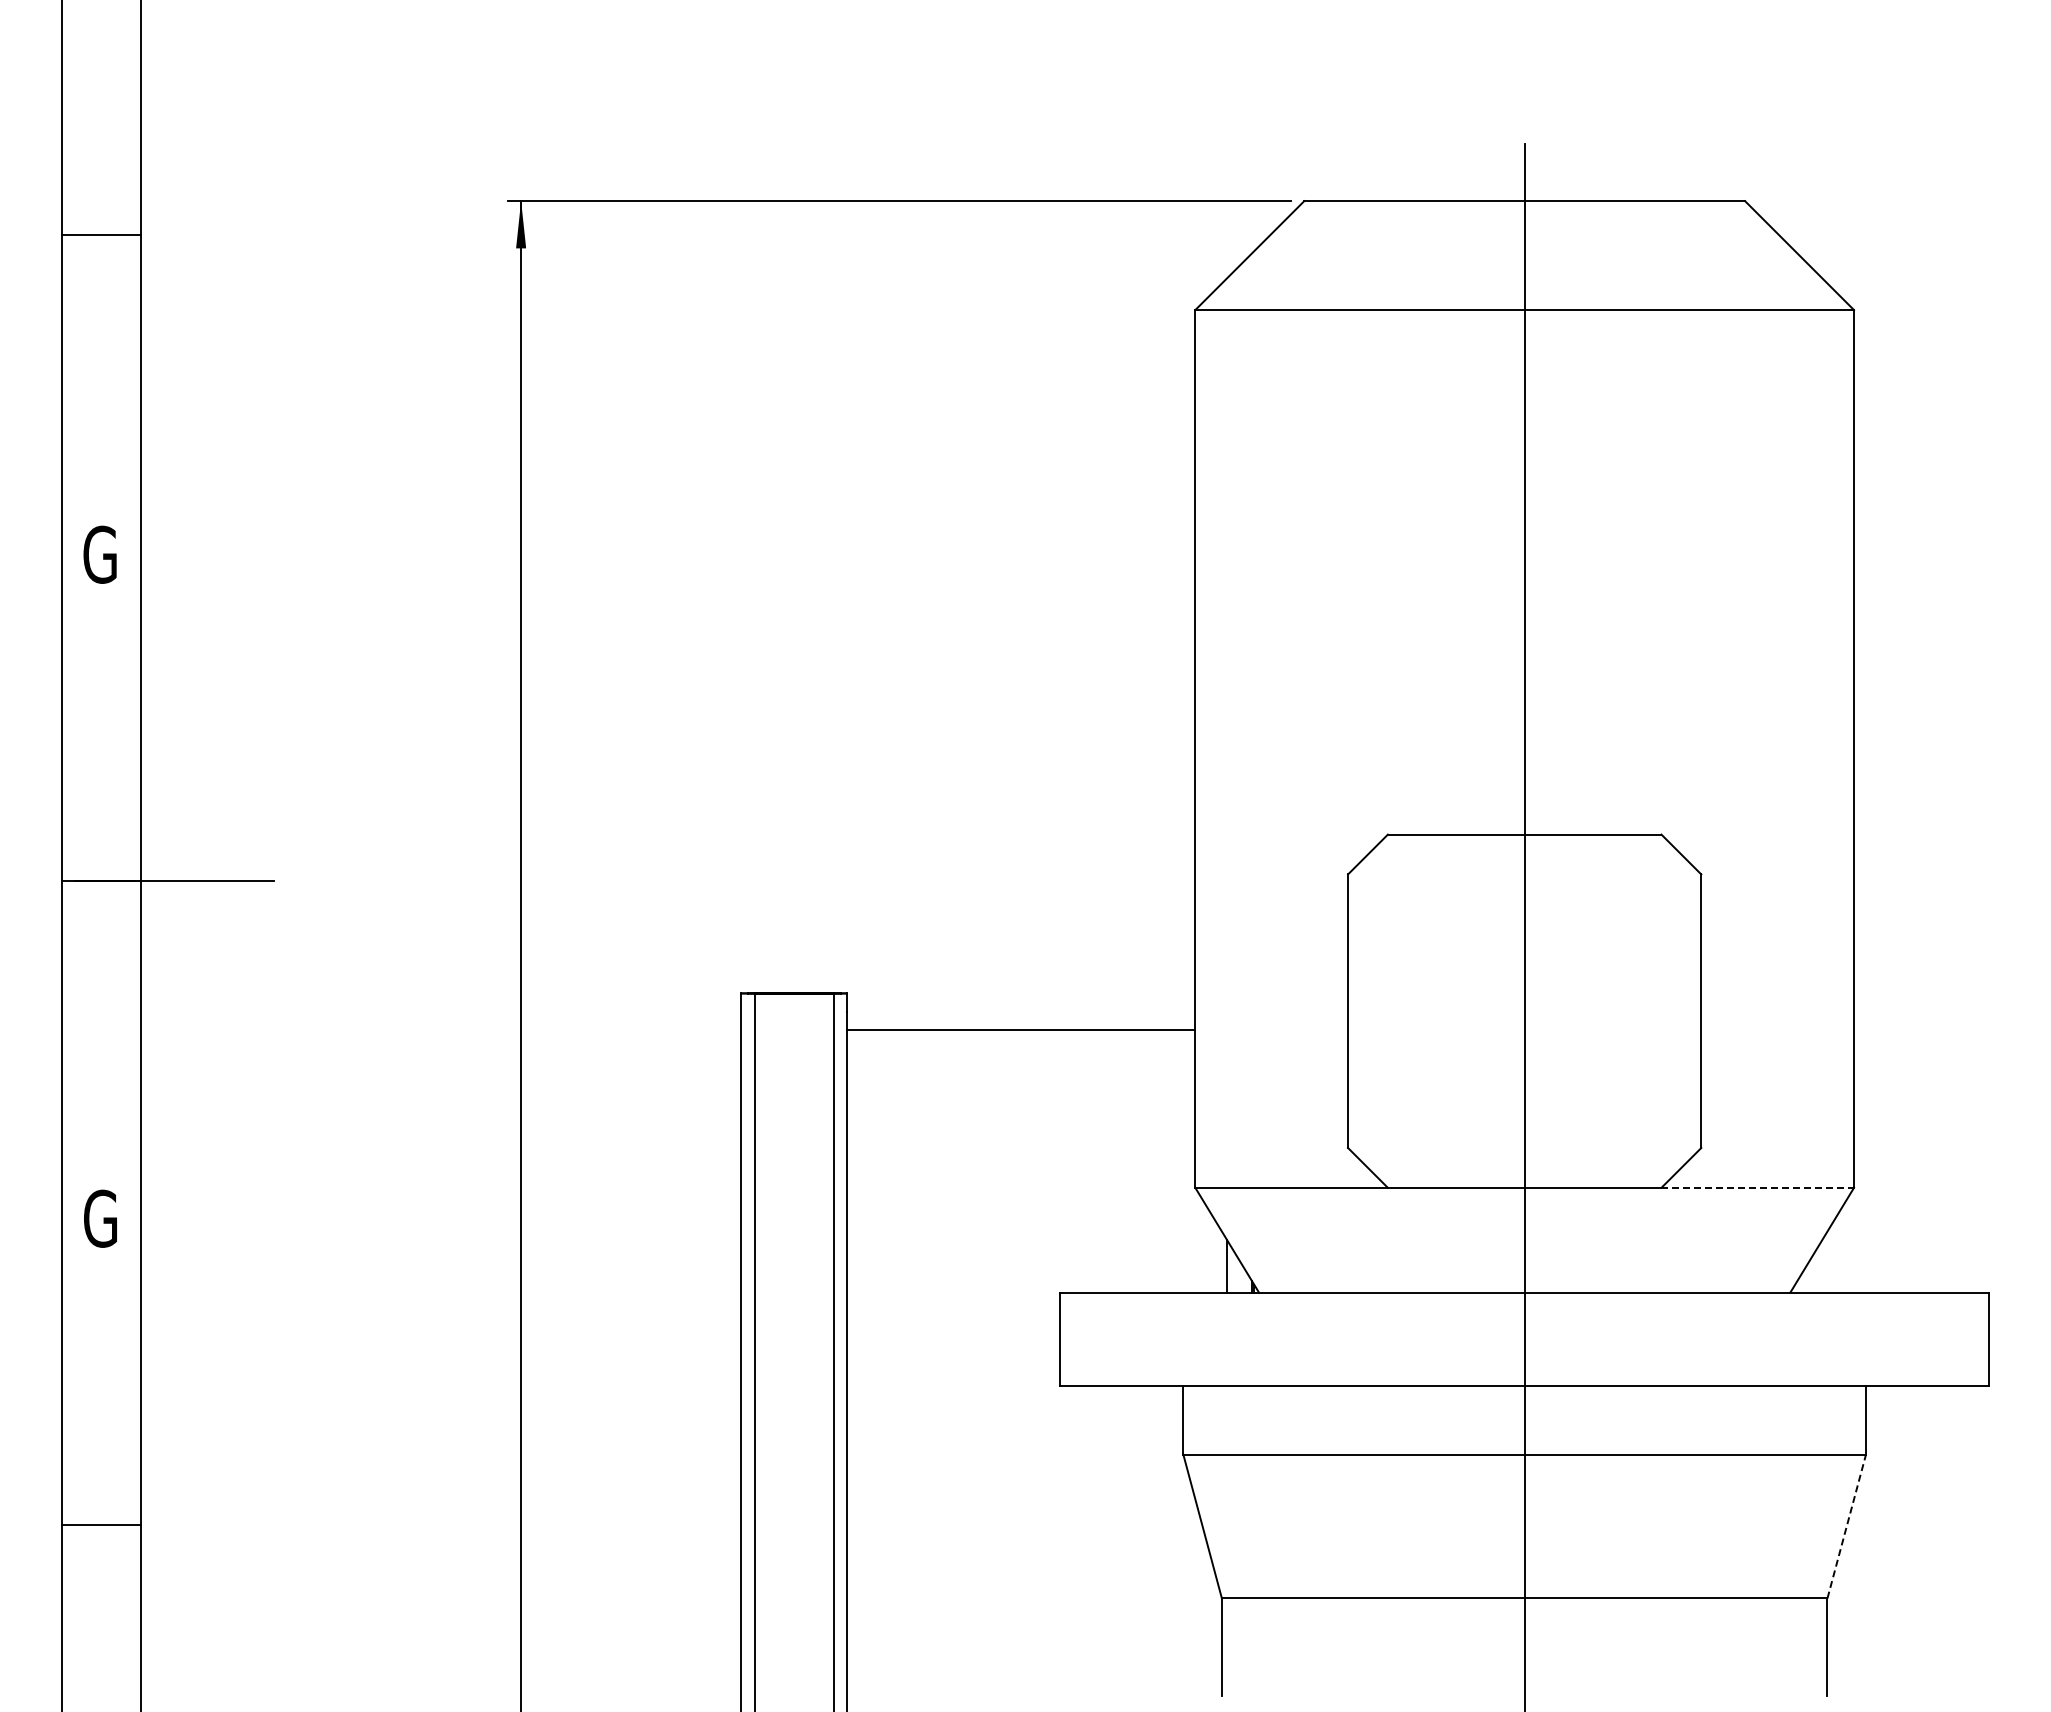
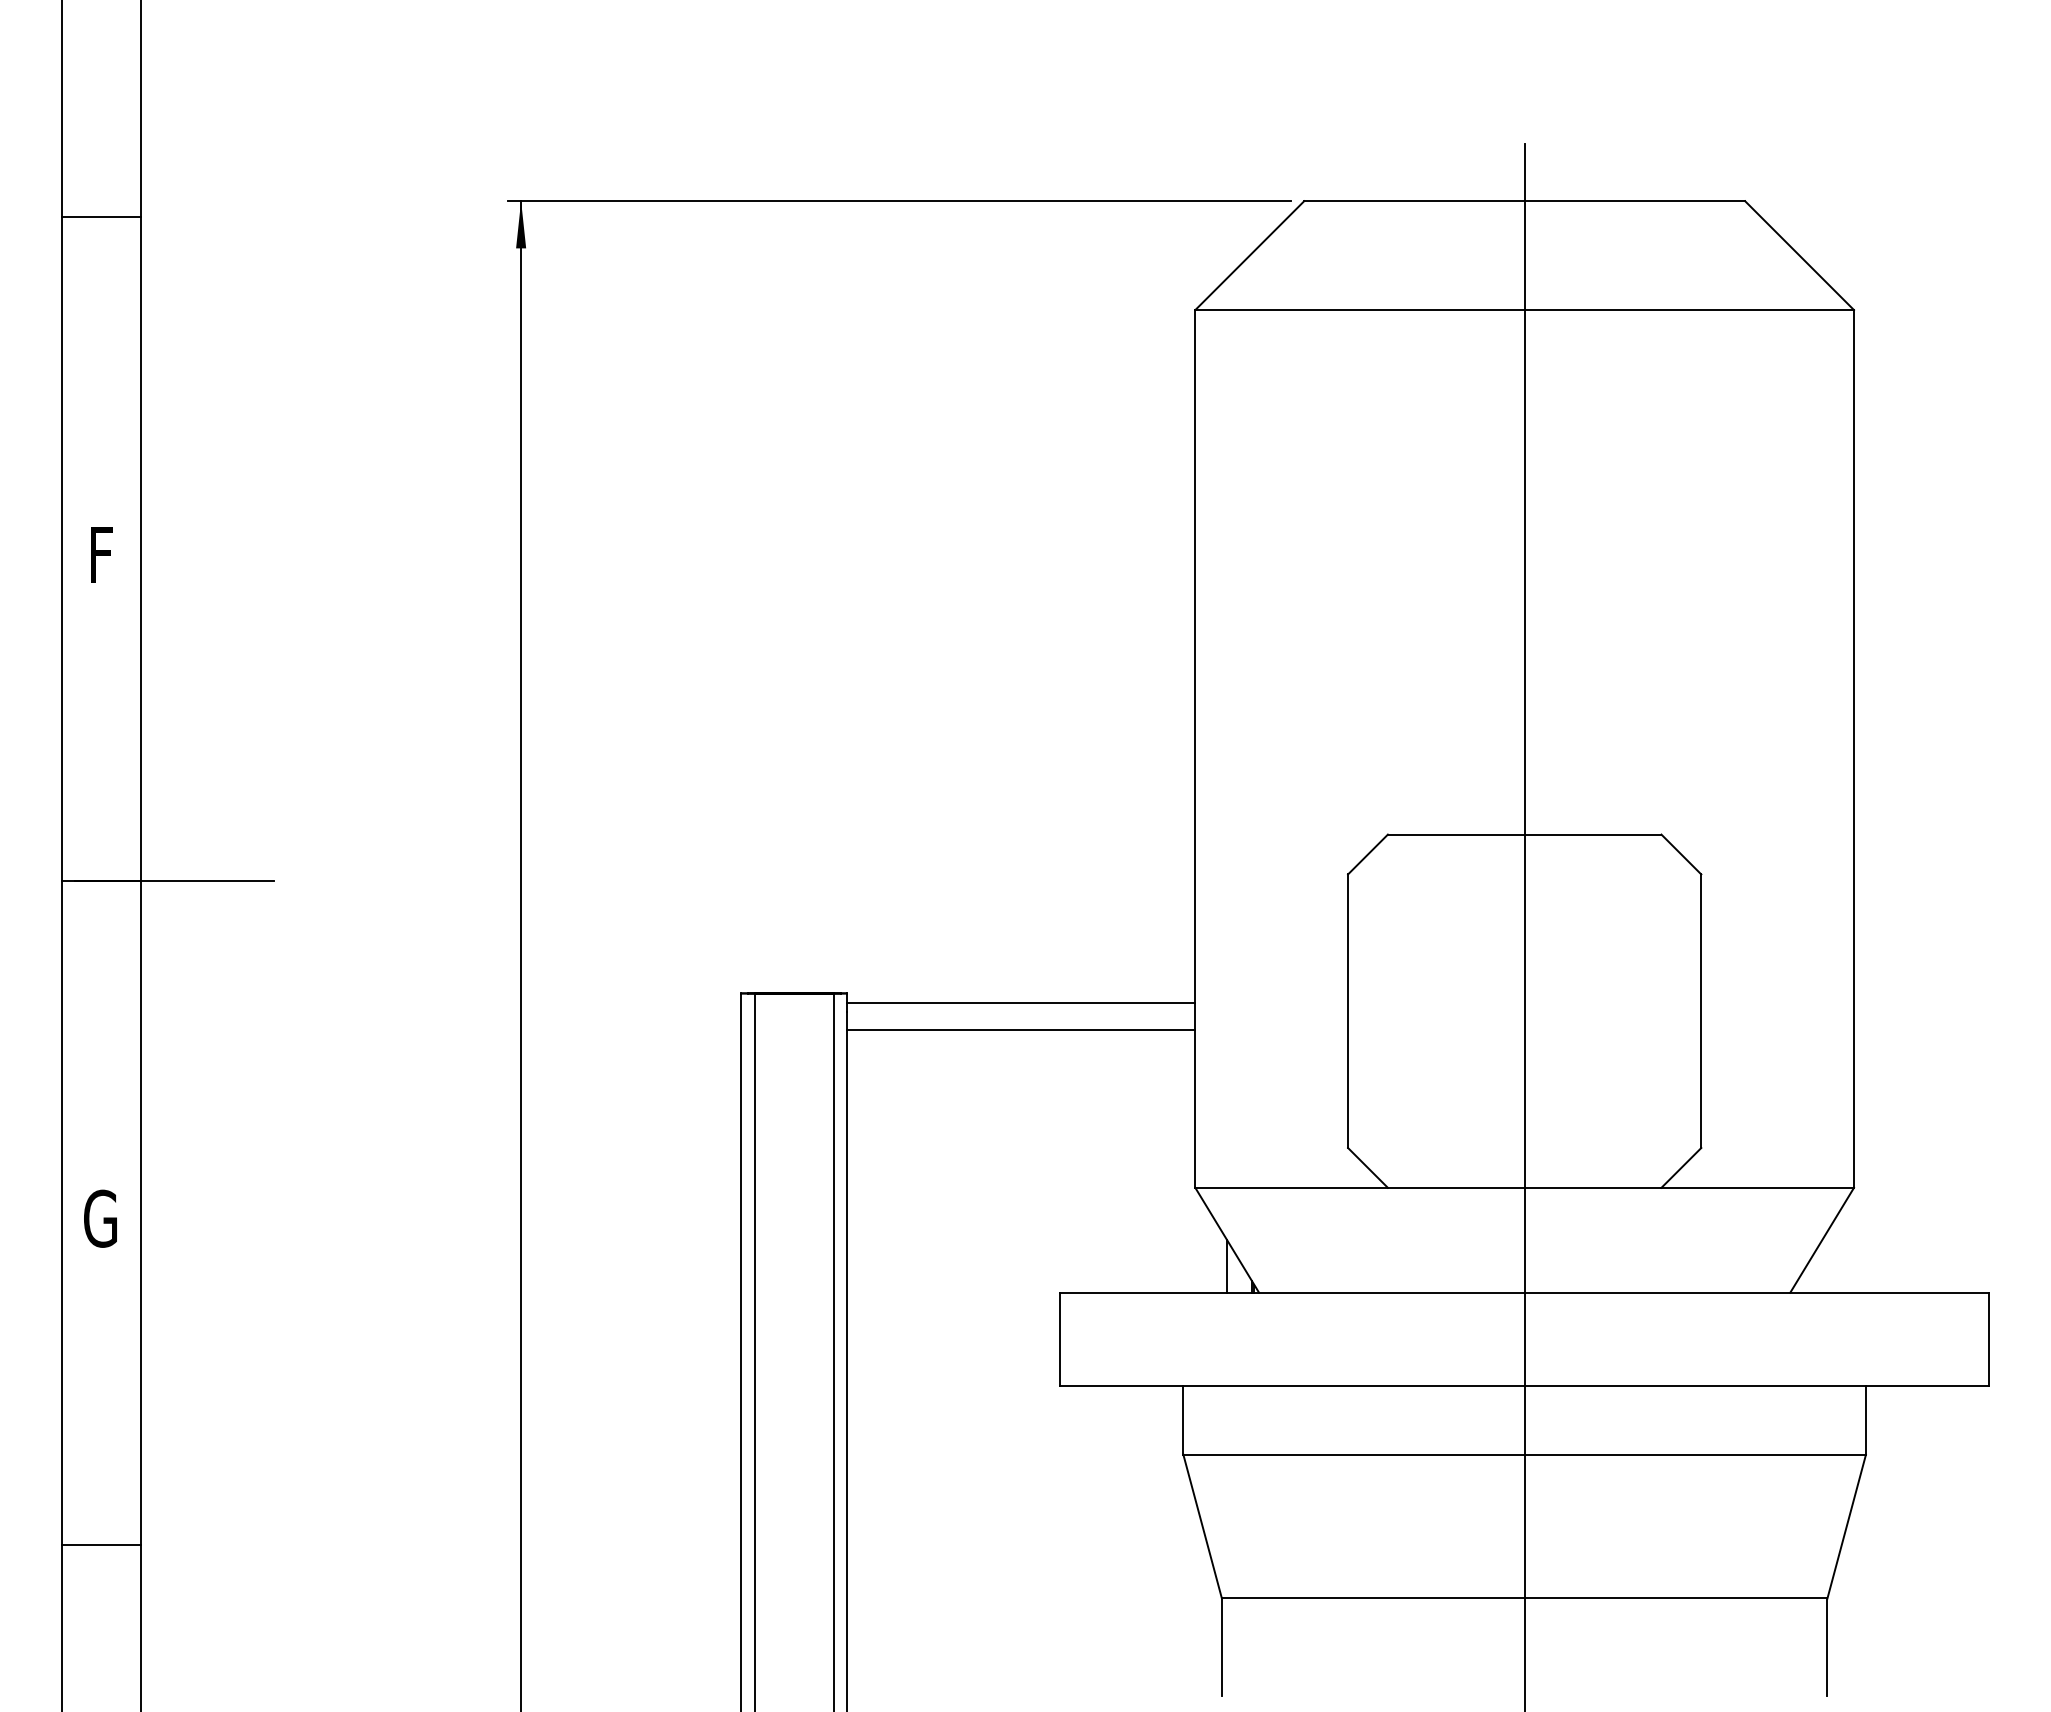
line position: (101, 234) -> (101, 216) (101, 216)
text: G -> F (99, 554)
line: none -> present (1021, 1003)
line: dashed -> solid (1758, 1187)
line position: (101, 1524) -> (101, 1544) (101, 1544)
line: dashed -> solid (1846, 1526)
